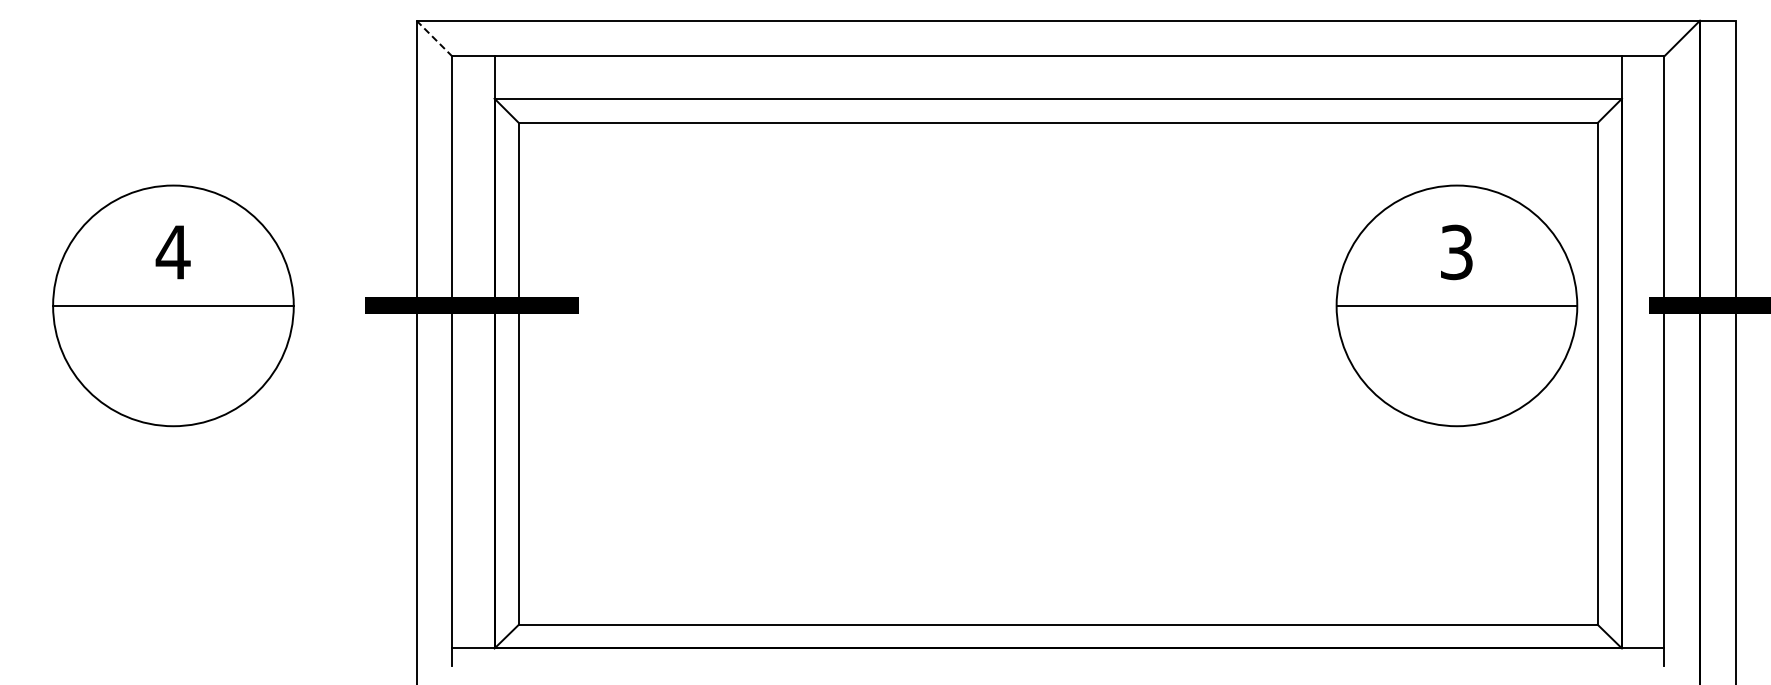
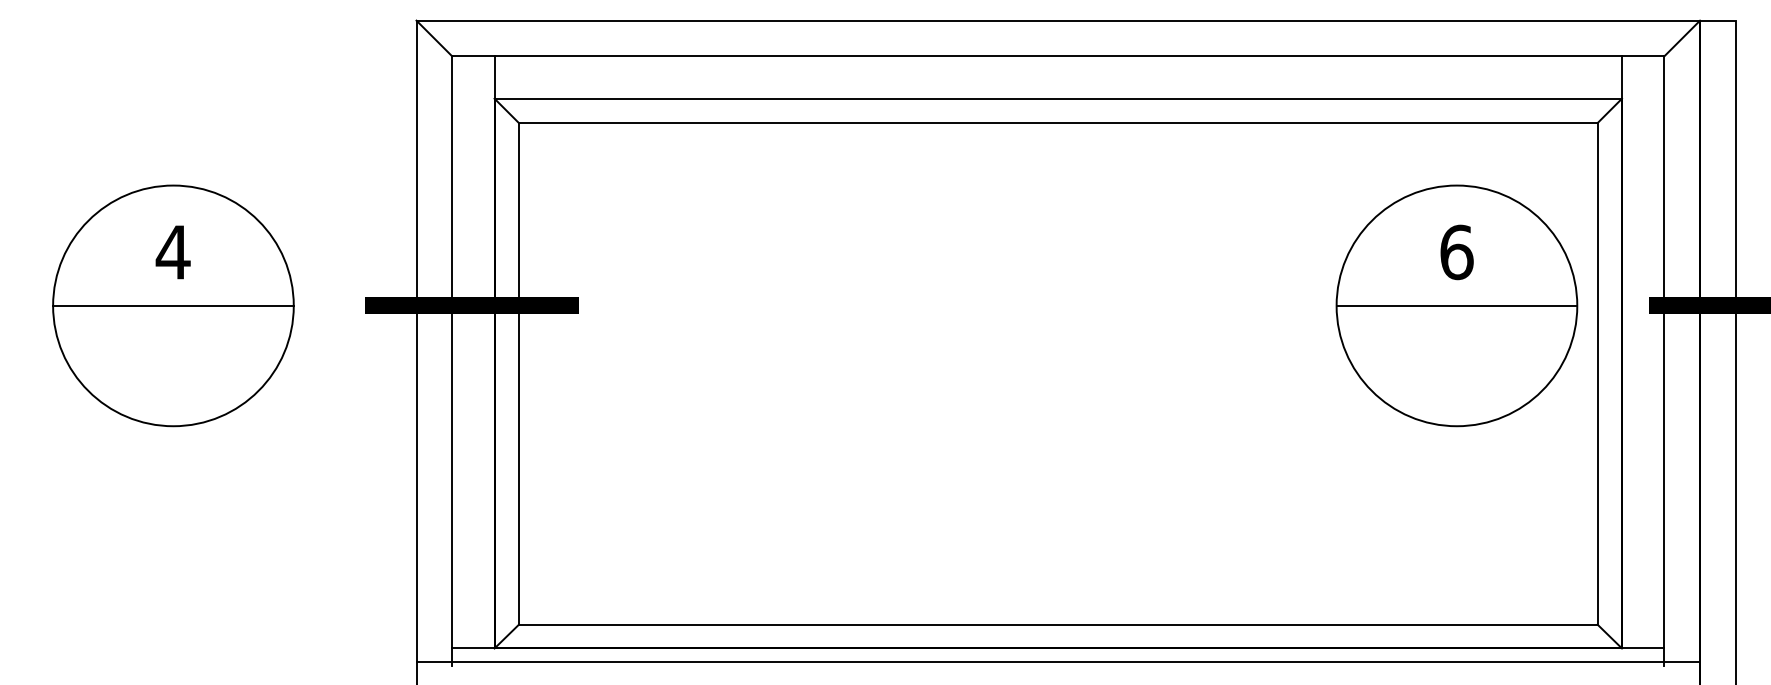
line: dashed -> solid (434, 38)
text: 3 -> 6 (1456, 252)
line: none -> present (1058, 662)
